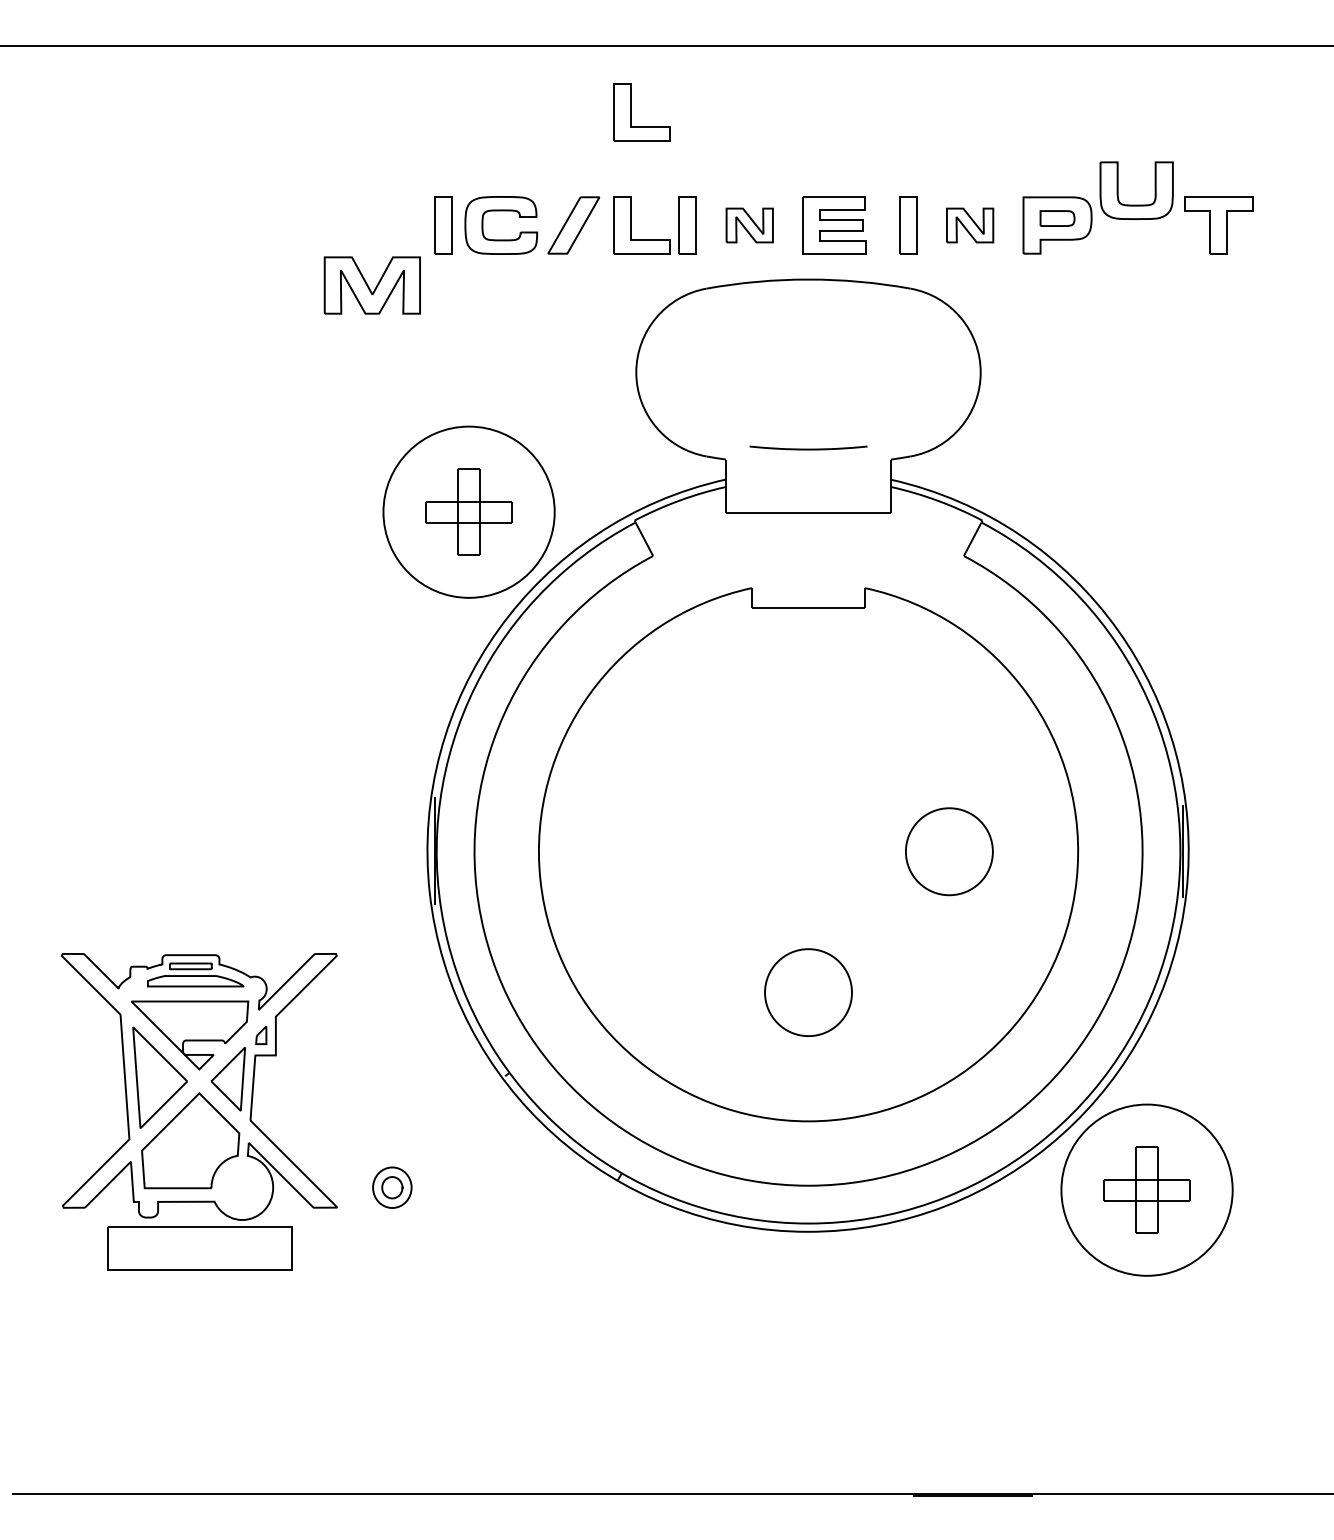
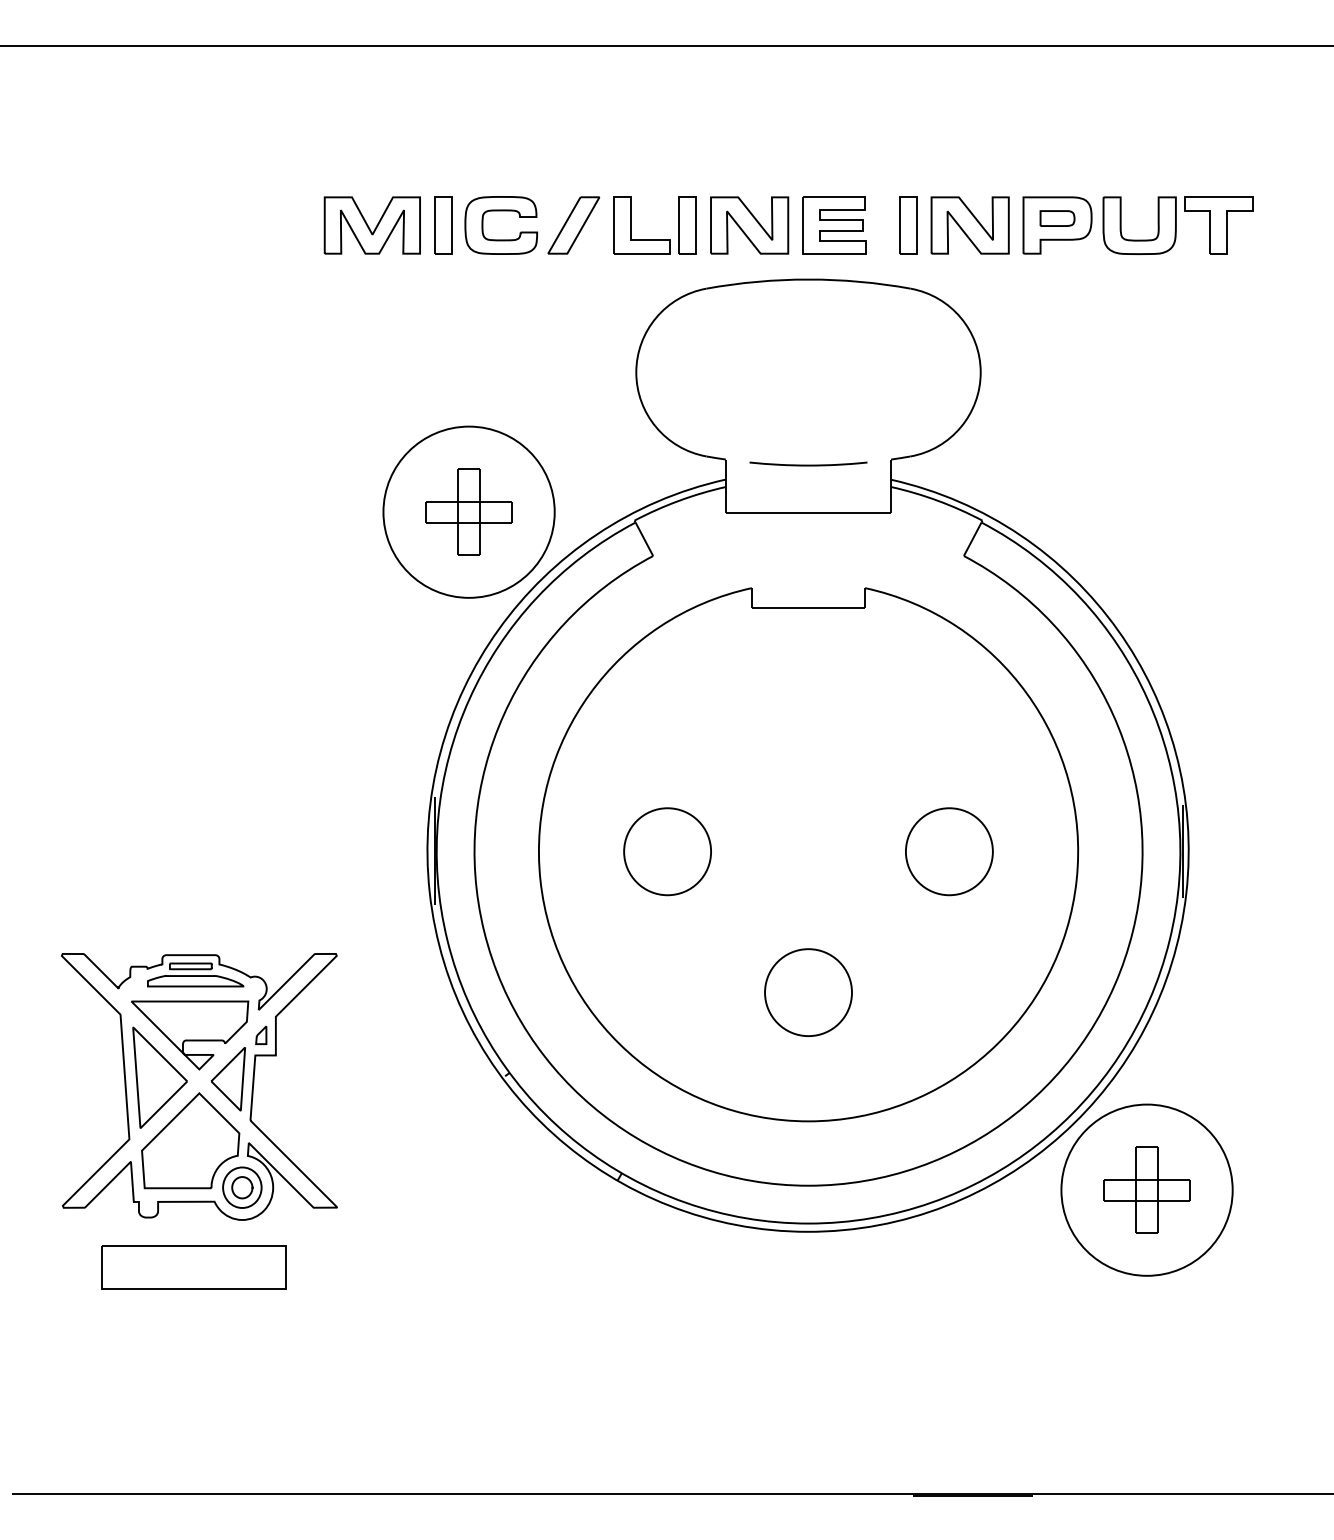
part: present -> none (631, 112)
part position: (1136, 204) -> (1139, 239) (1139, 239)
part size: 49x37 px -> 80x59 px (749, 225)
part size: 49x37 px -> 80x59 px (969, 225)
part position: (371, 285) -> (371, 225) (371, 225)
curve position: (808, 448) -> (808, 464) (808, 464)
part: none -> present (667, 851)
part position: (392, 1187) -> (242, 1187) (242, 1187)
part position: (199, 1248) -> (193, 1267) (193, 1267)
